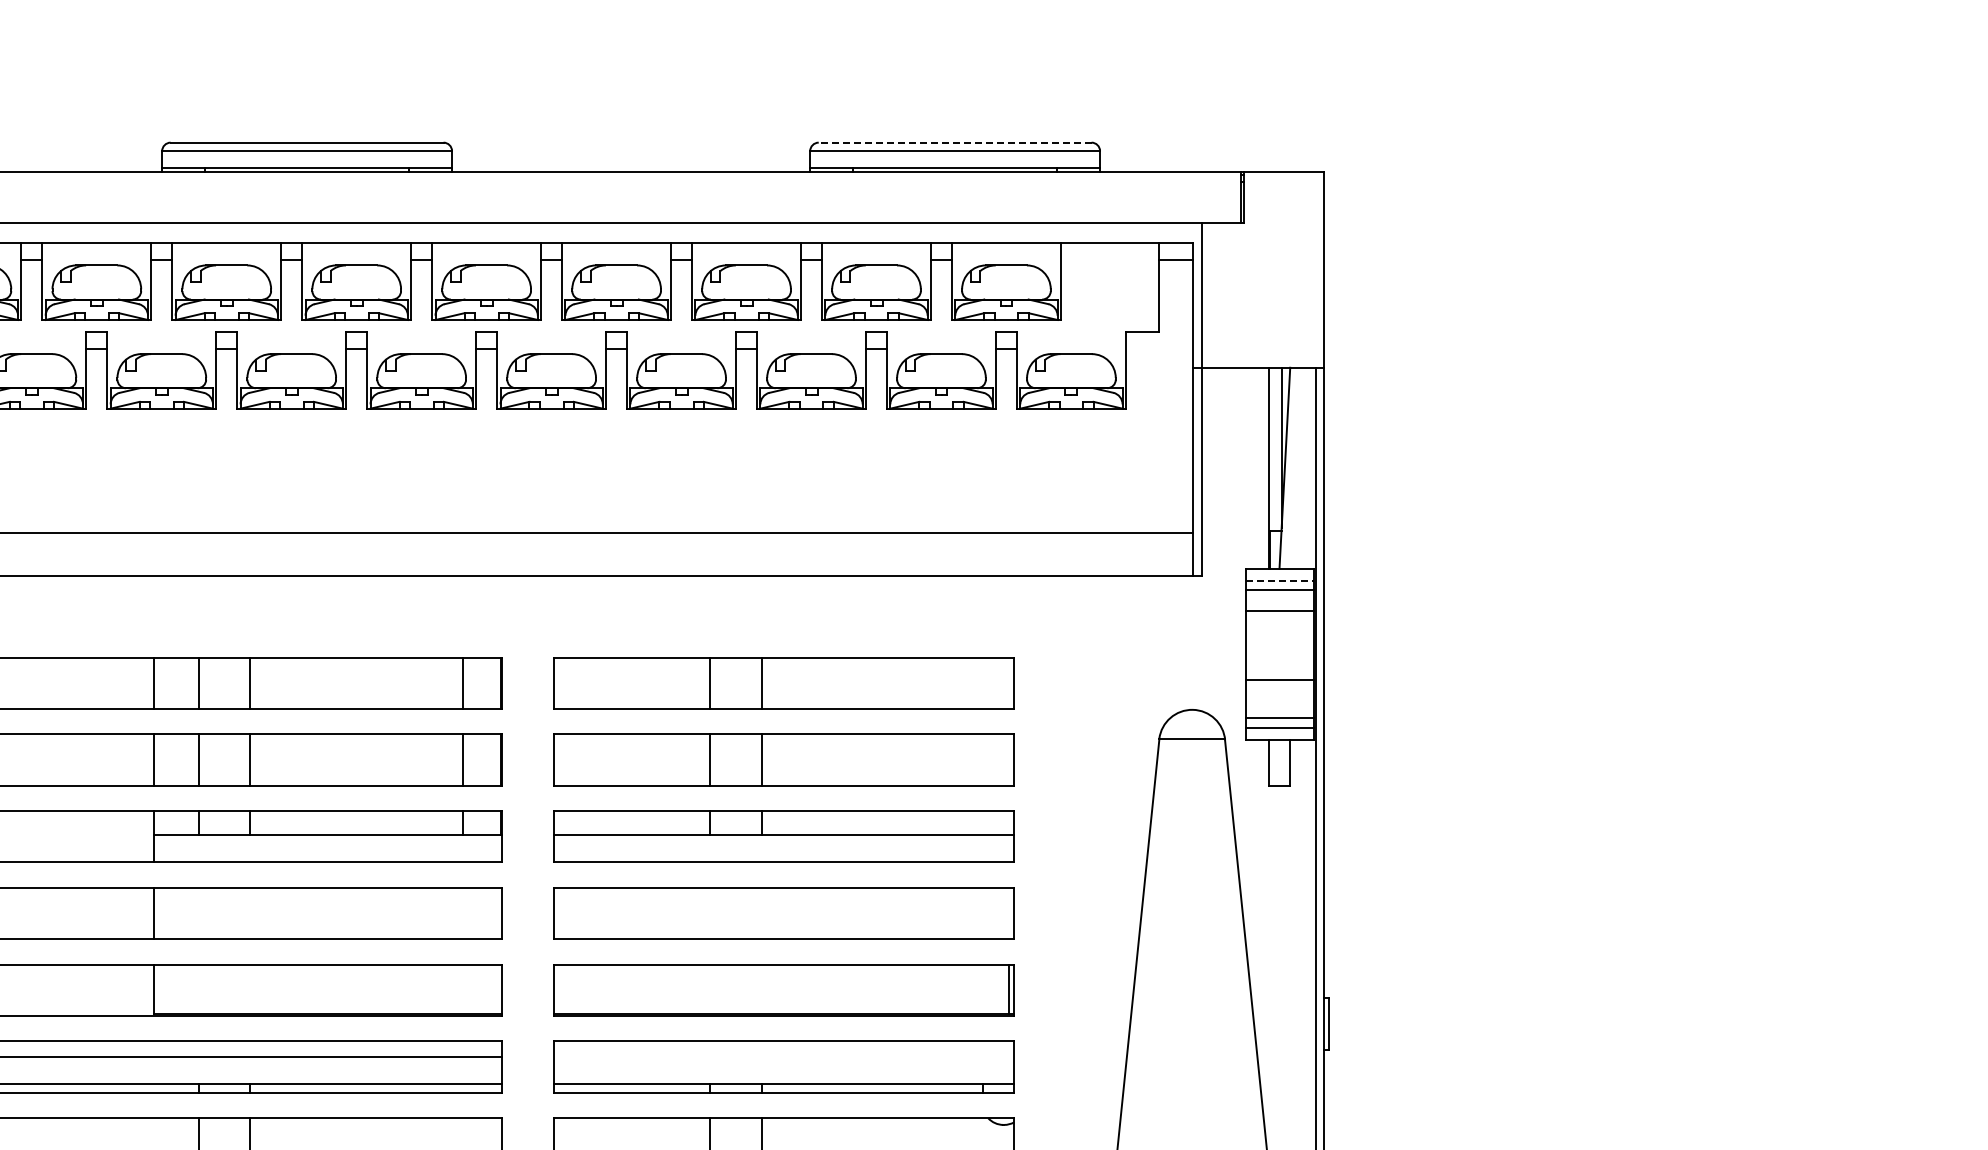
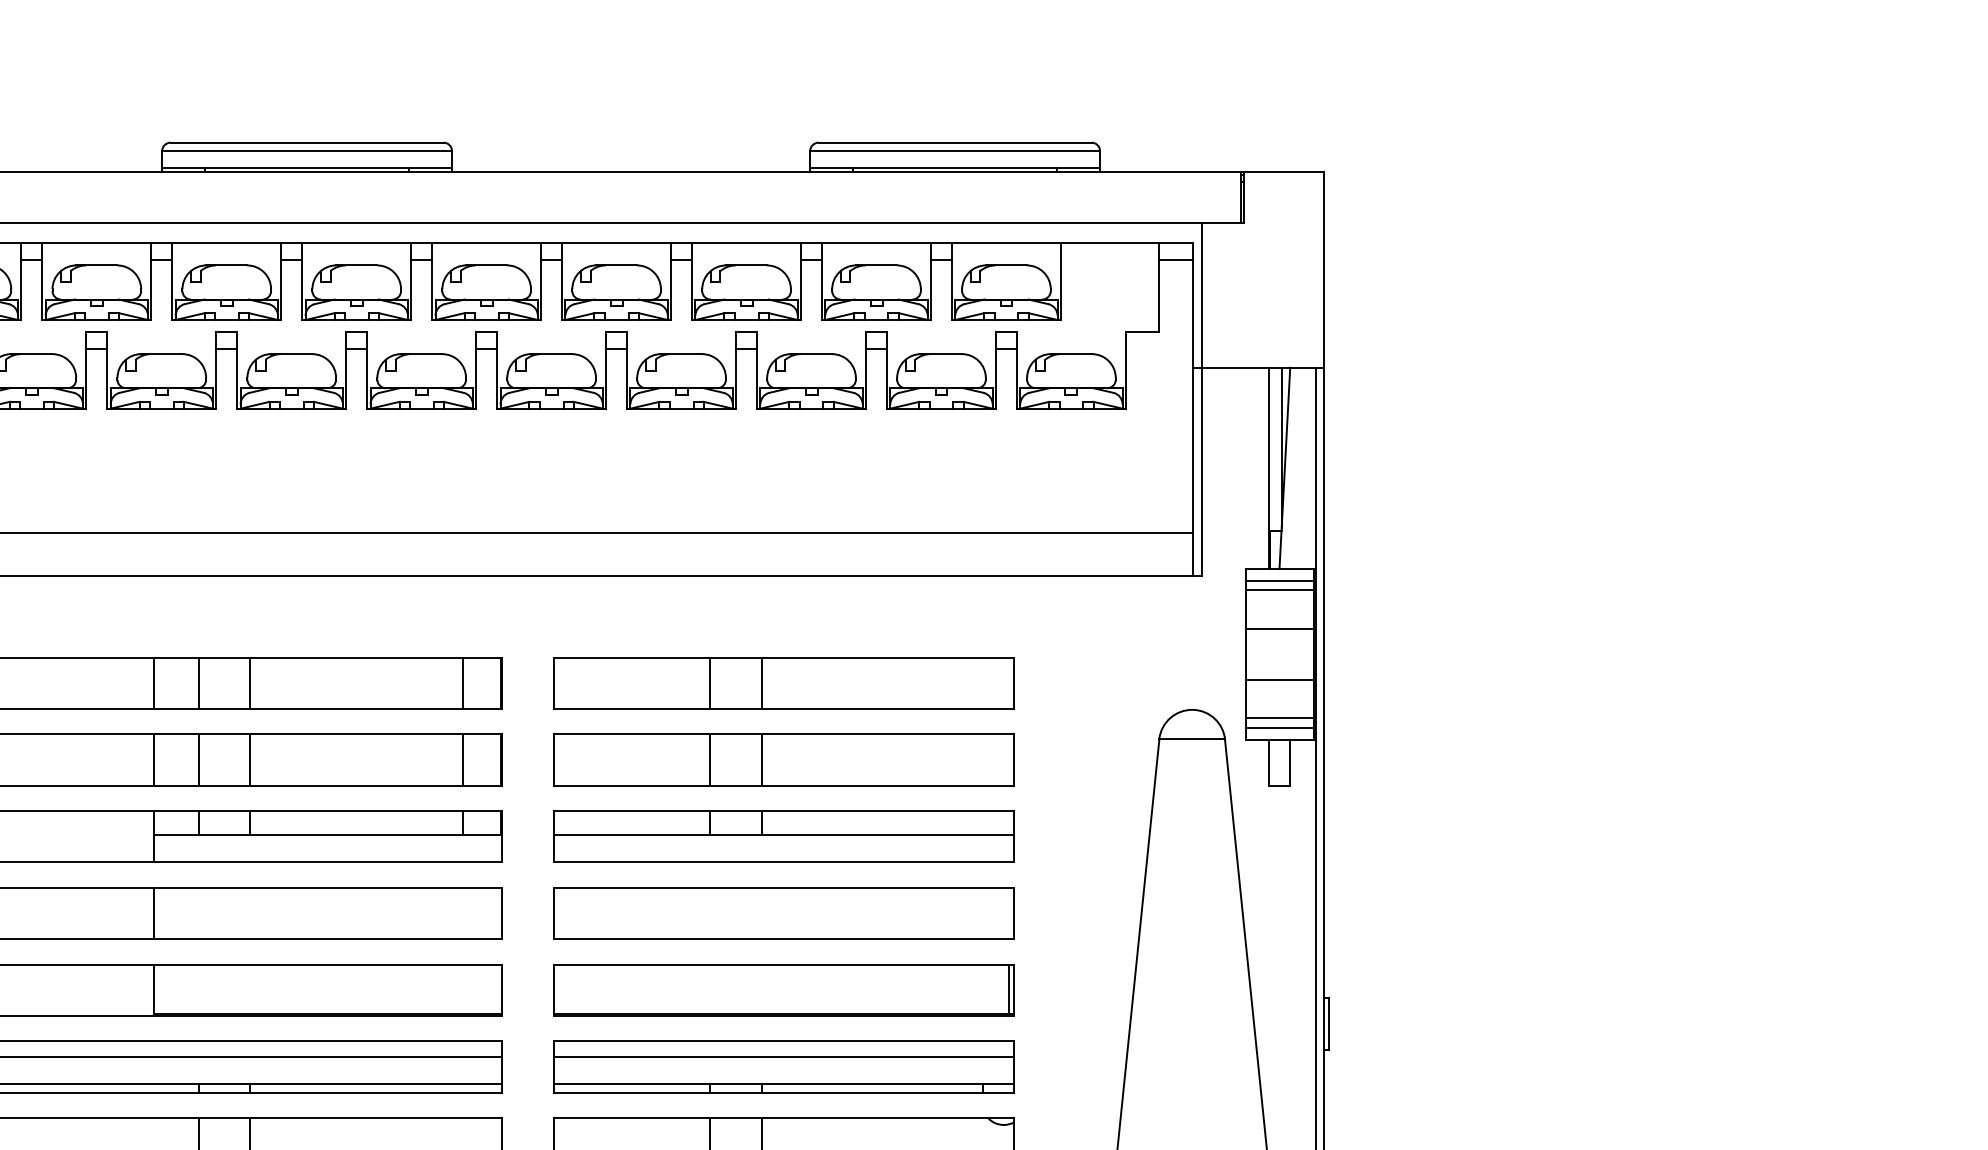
line: dashed -> solid (954, 142)
line: dashed -> solid (1280, 580)
line position: (1279, 610) -> (1279, 628) (1279, 628)
line: none -> present (783, 1056)
